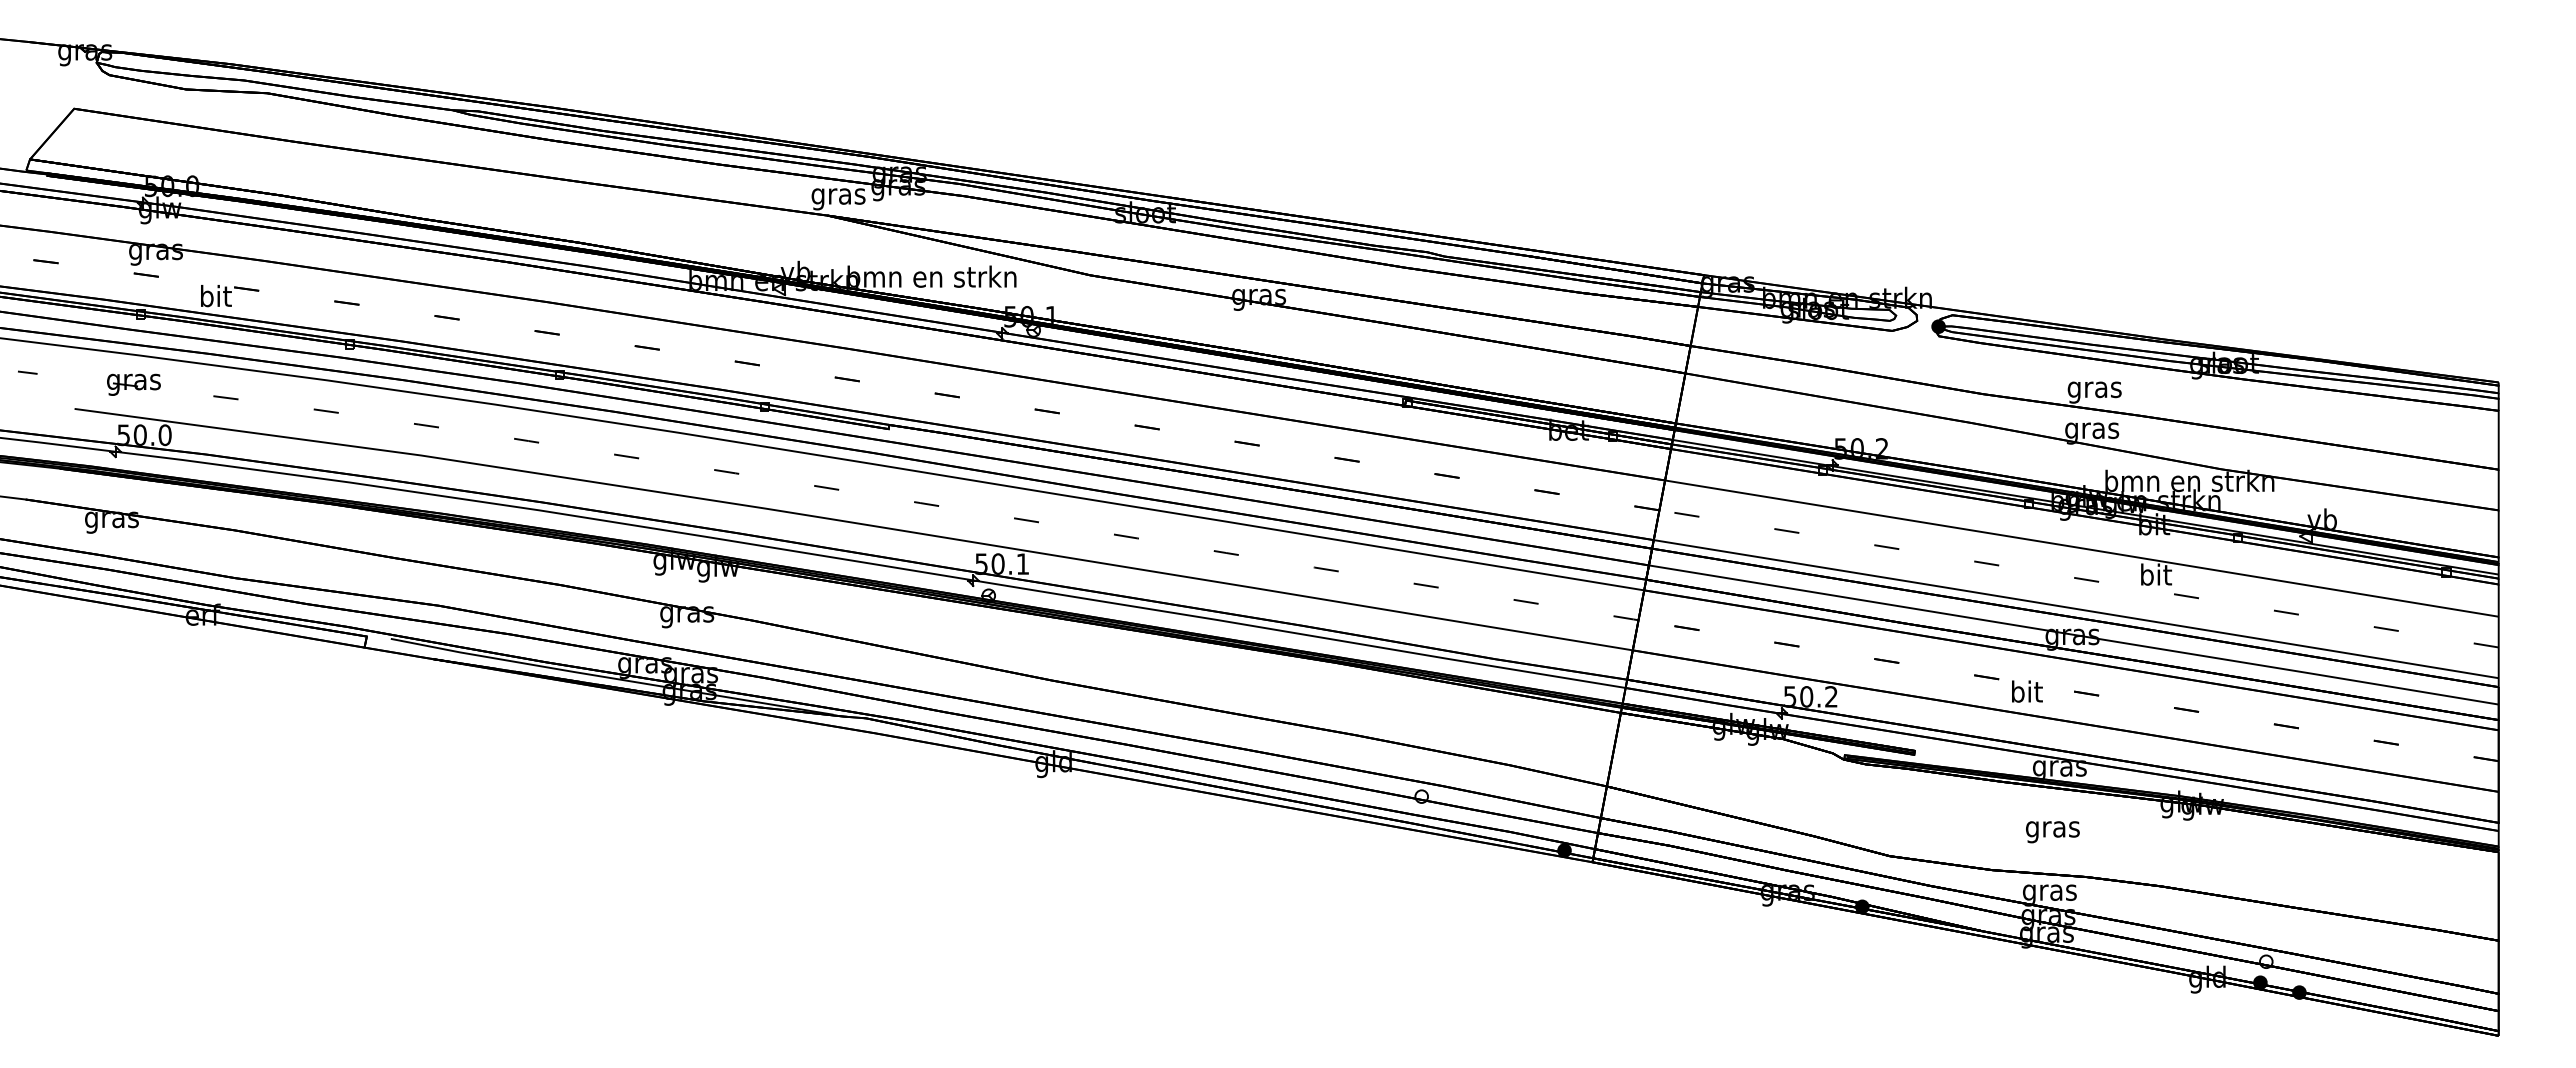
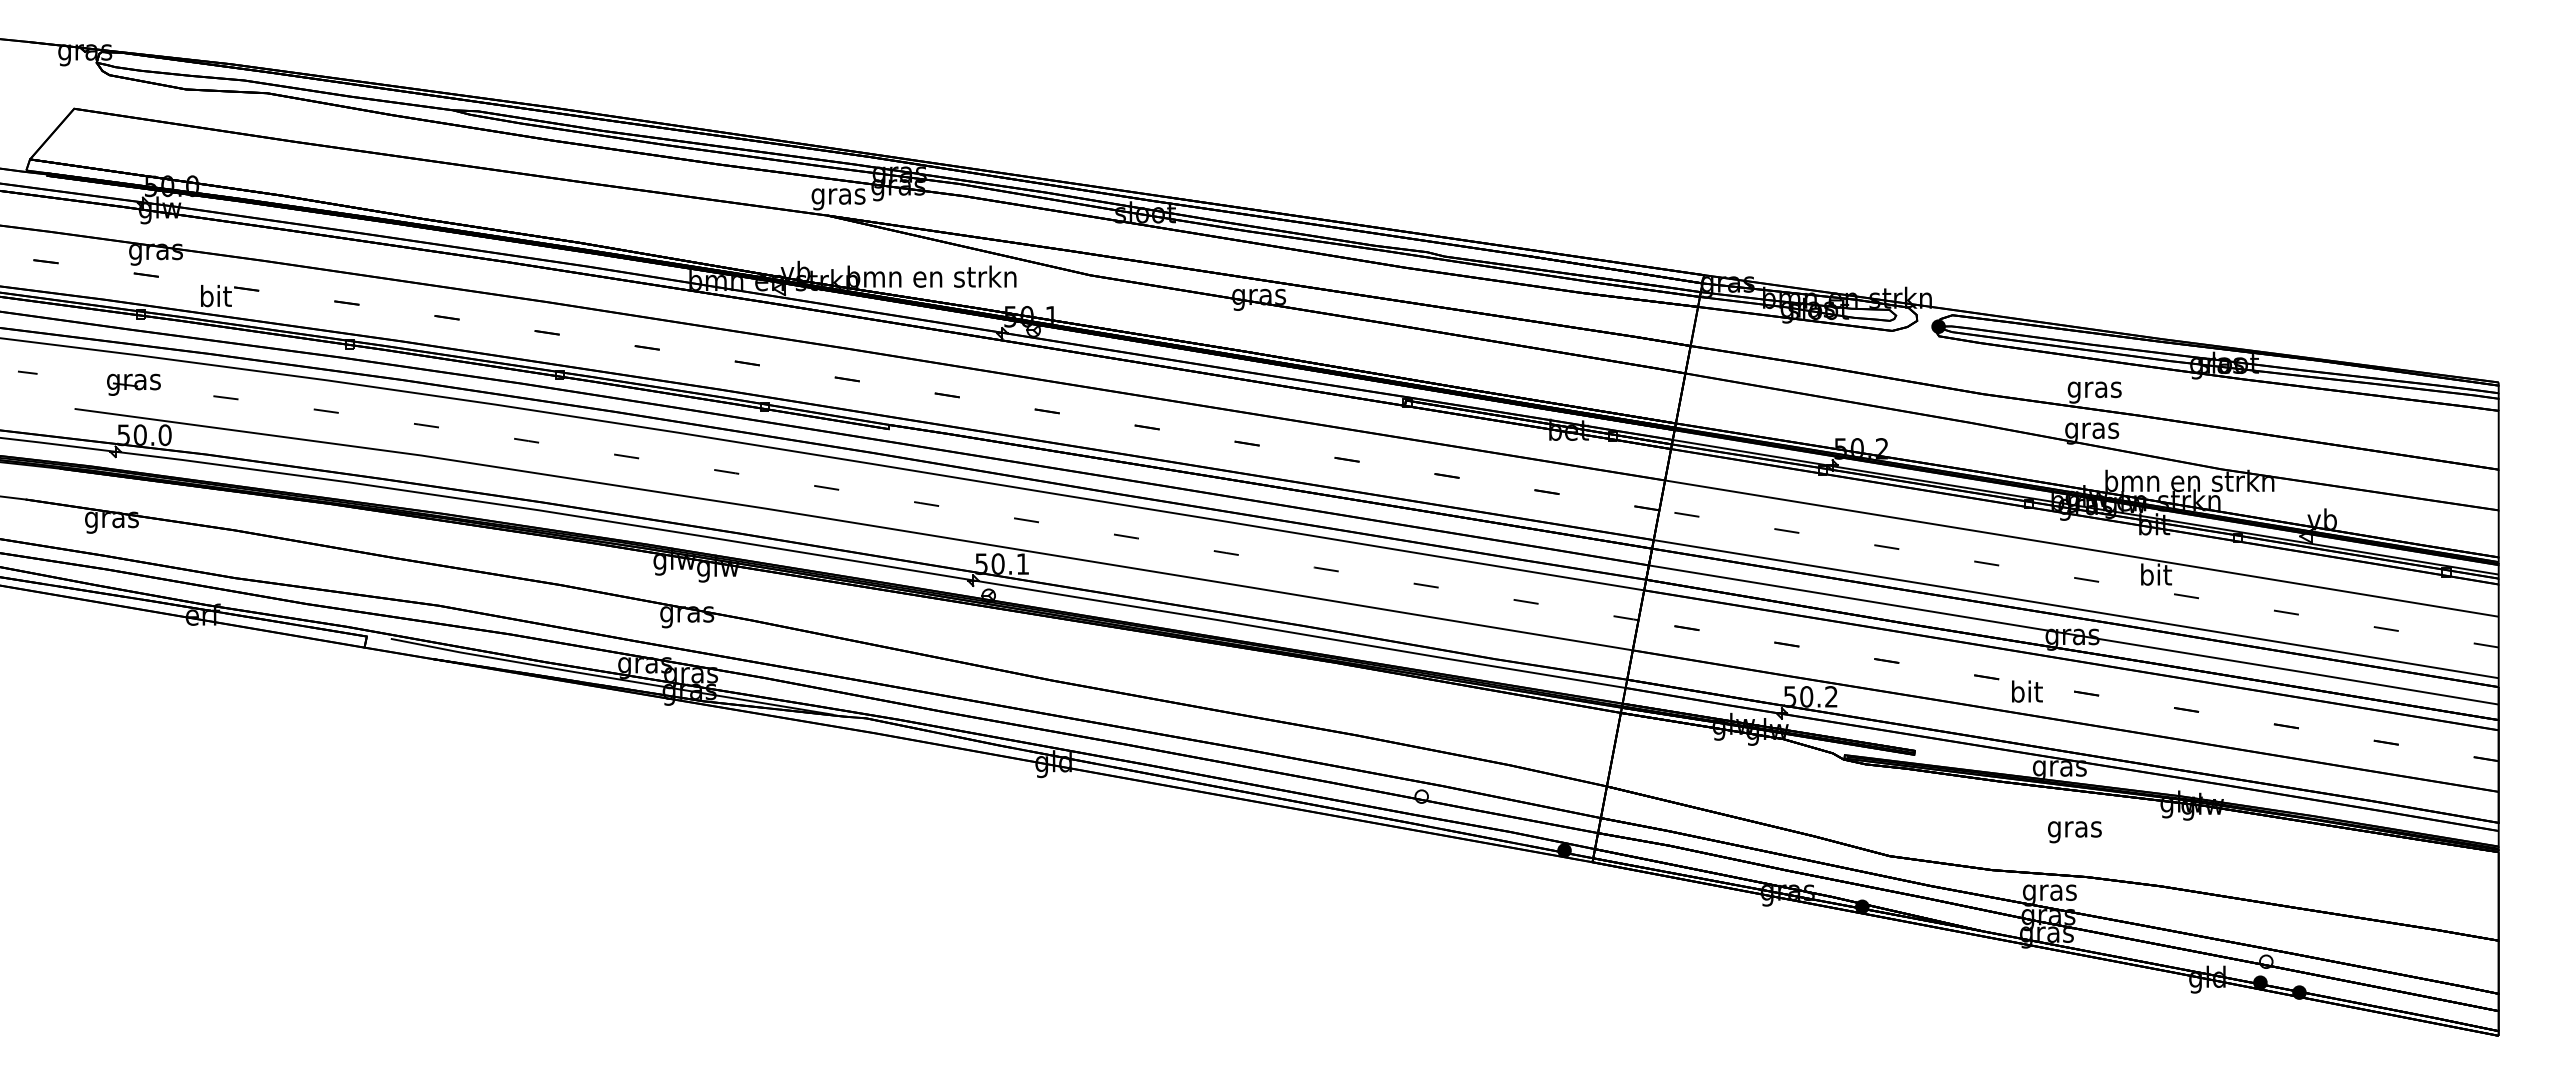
text position: (2052, 832) -> (2074, 832) (2074, 832)
